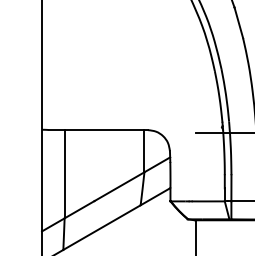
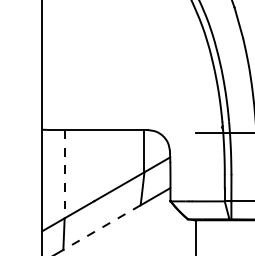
line: solid -> dashed (64, 174)
line: solid -> dashed (102, 227)
